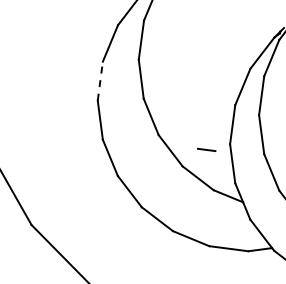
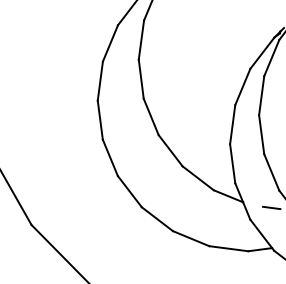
line: dashed -> solid (100, 81)
line position: (206, 149) -> (271, 207) (271, 207)
